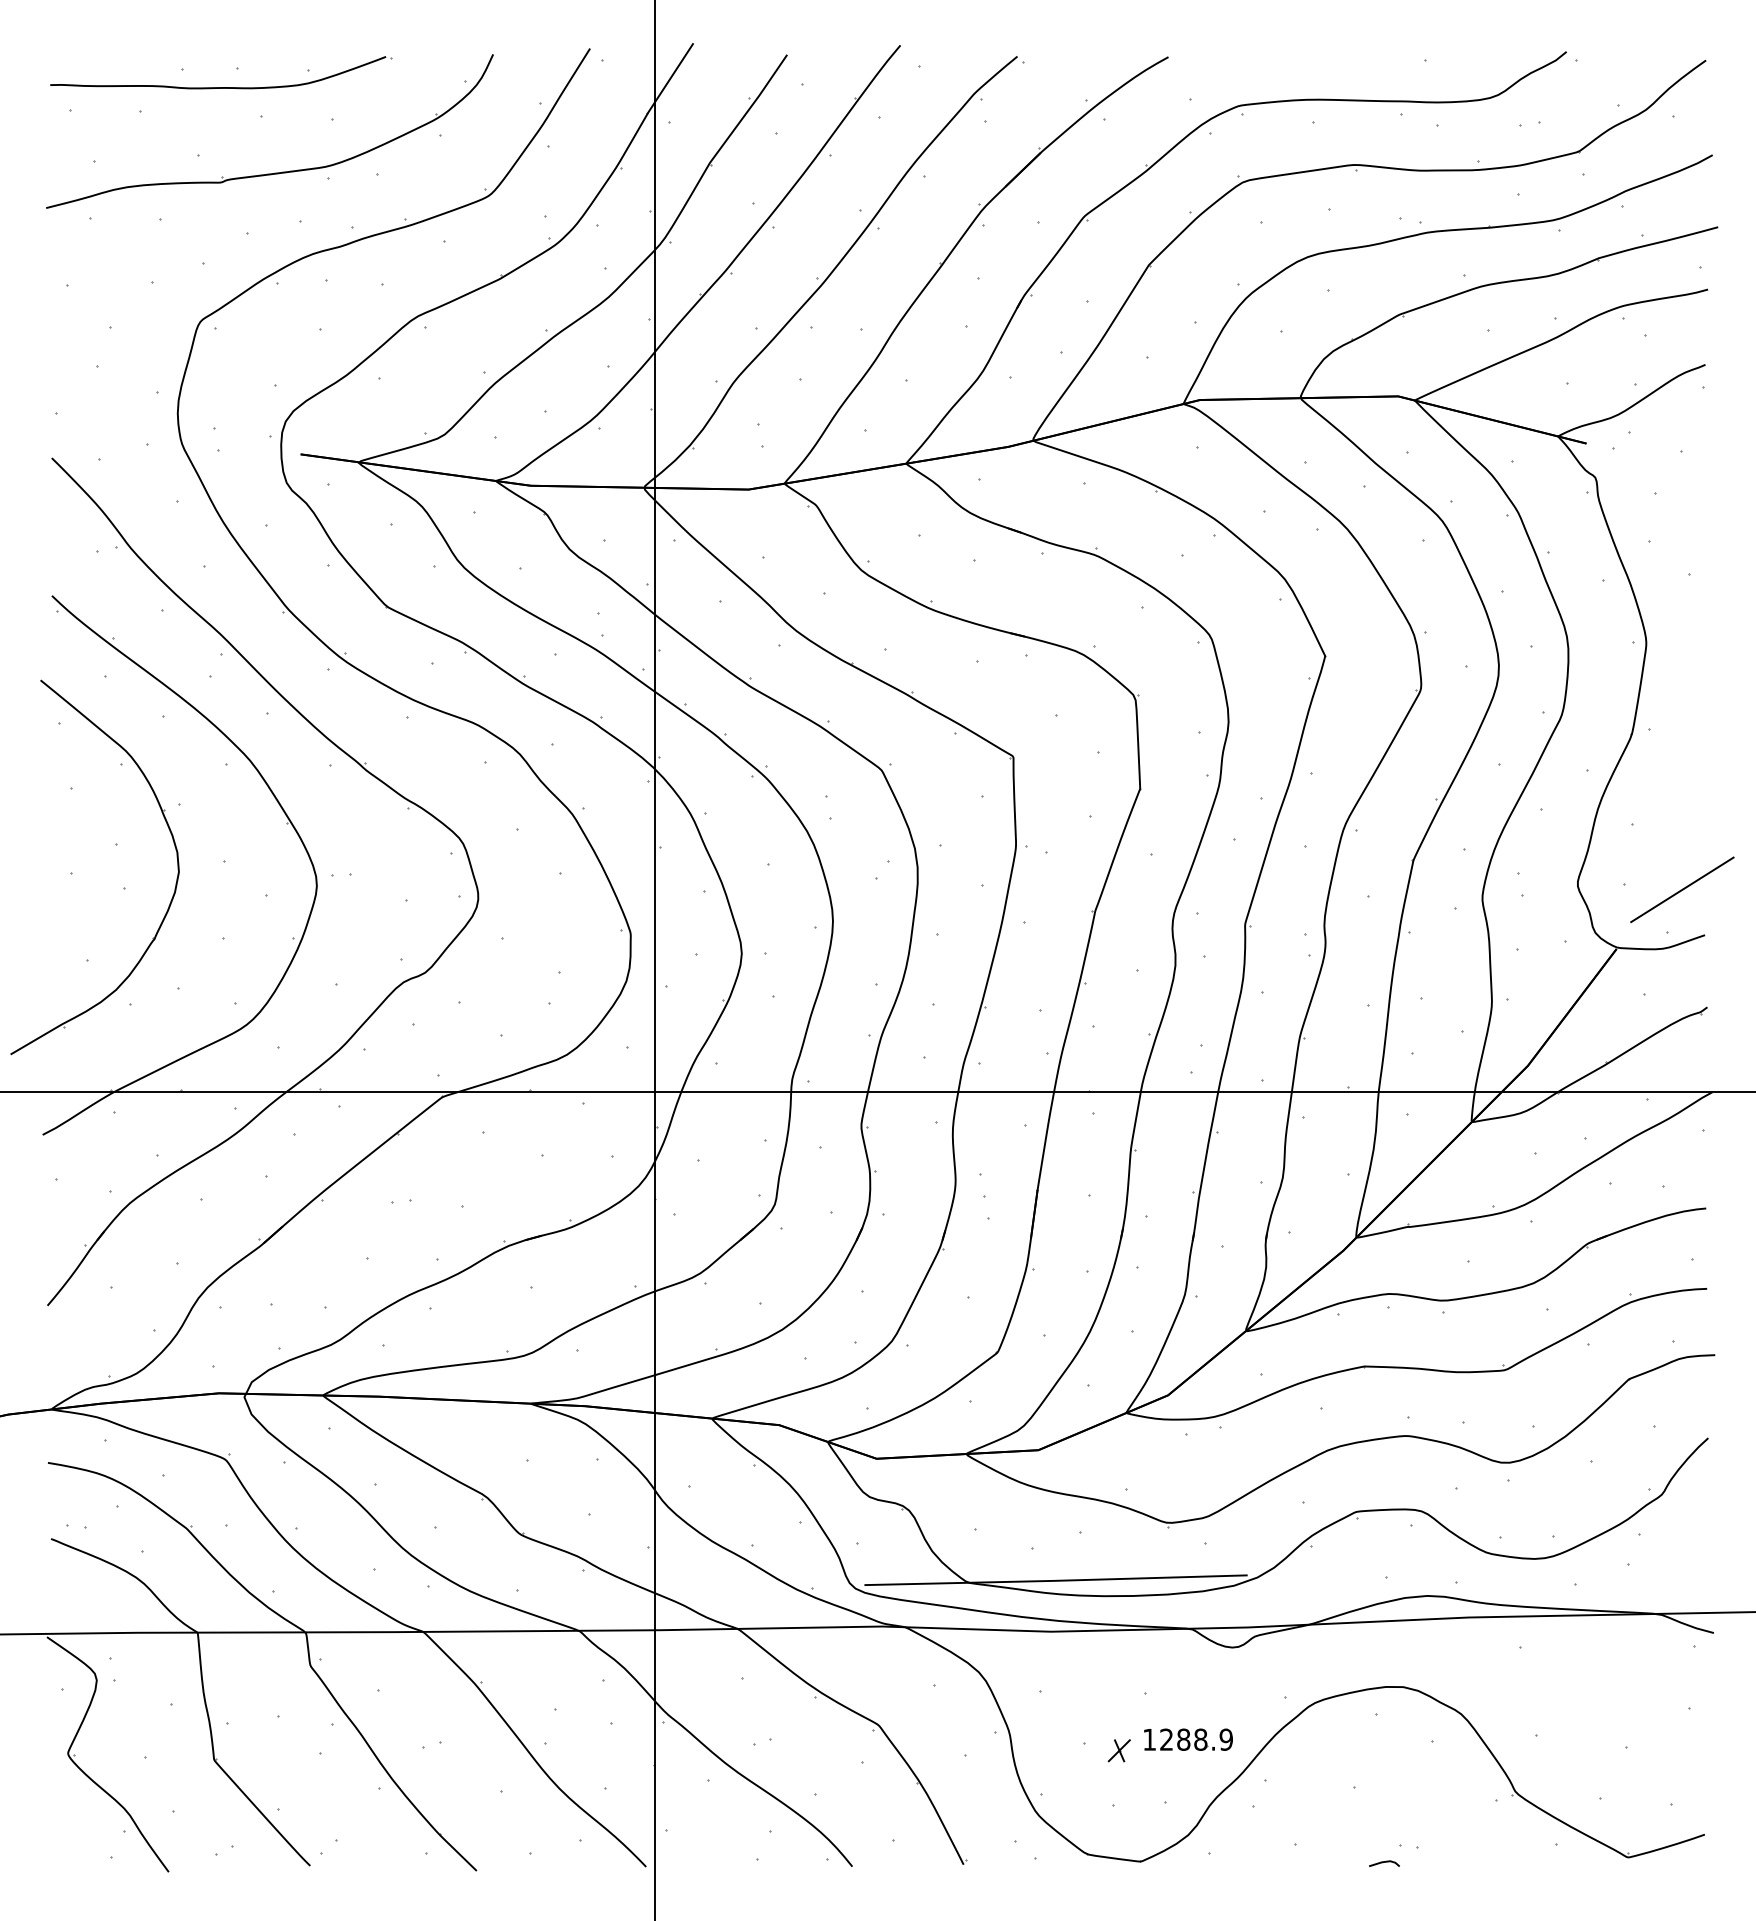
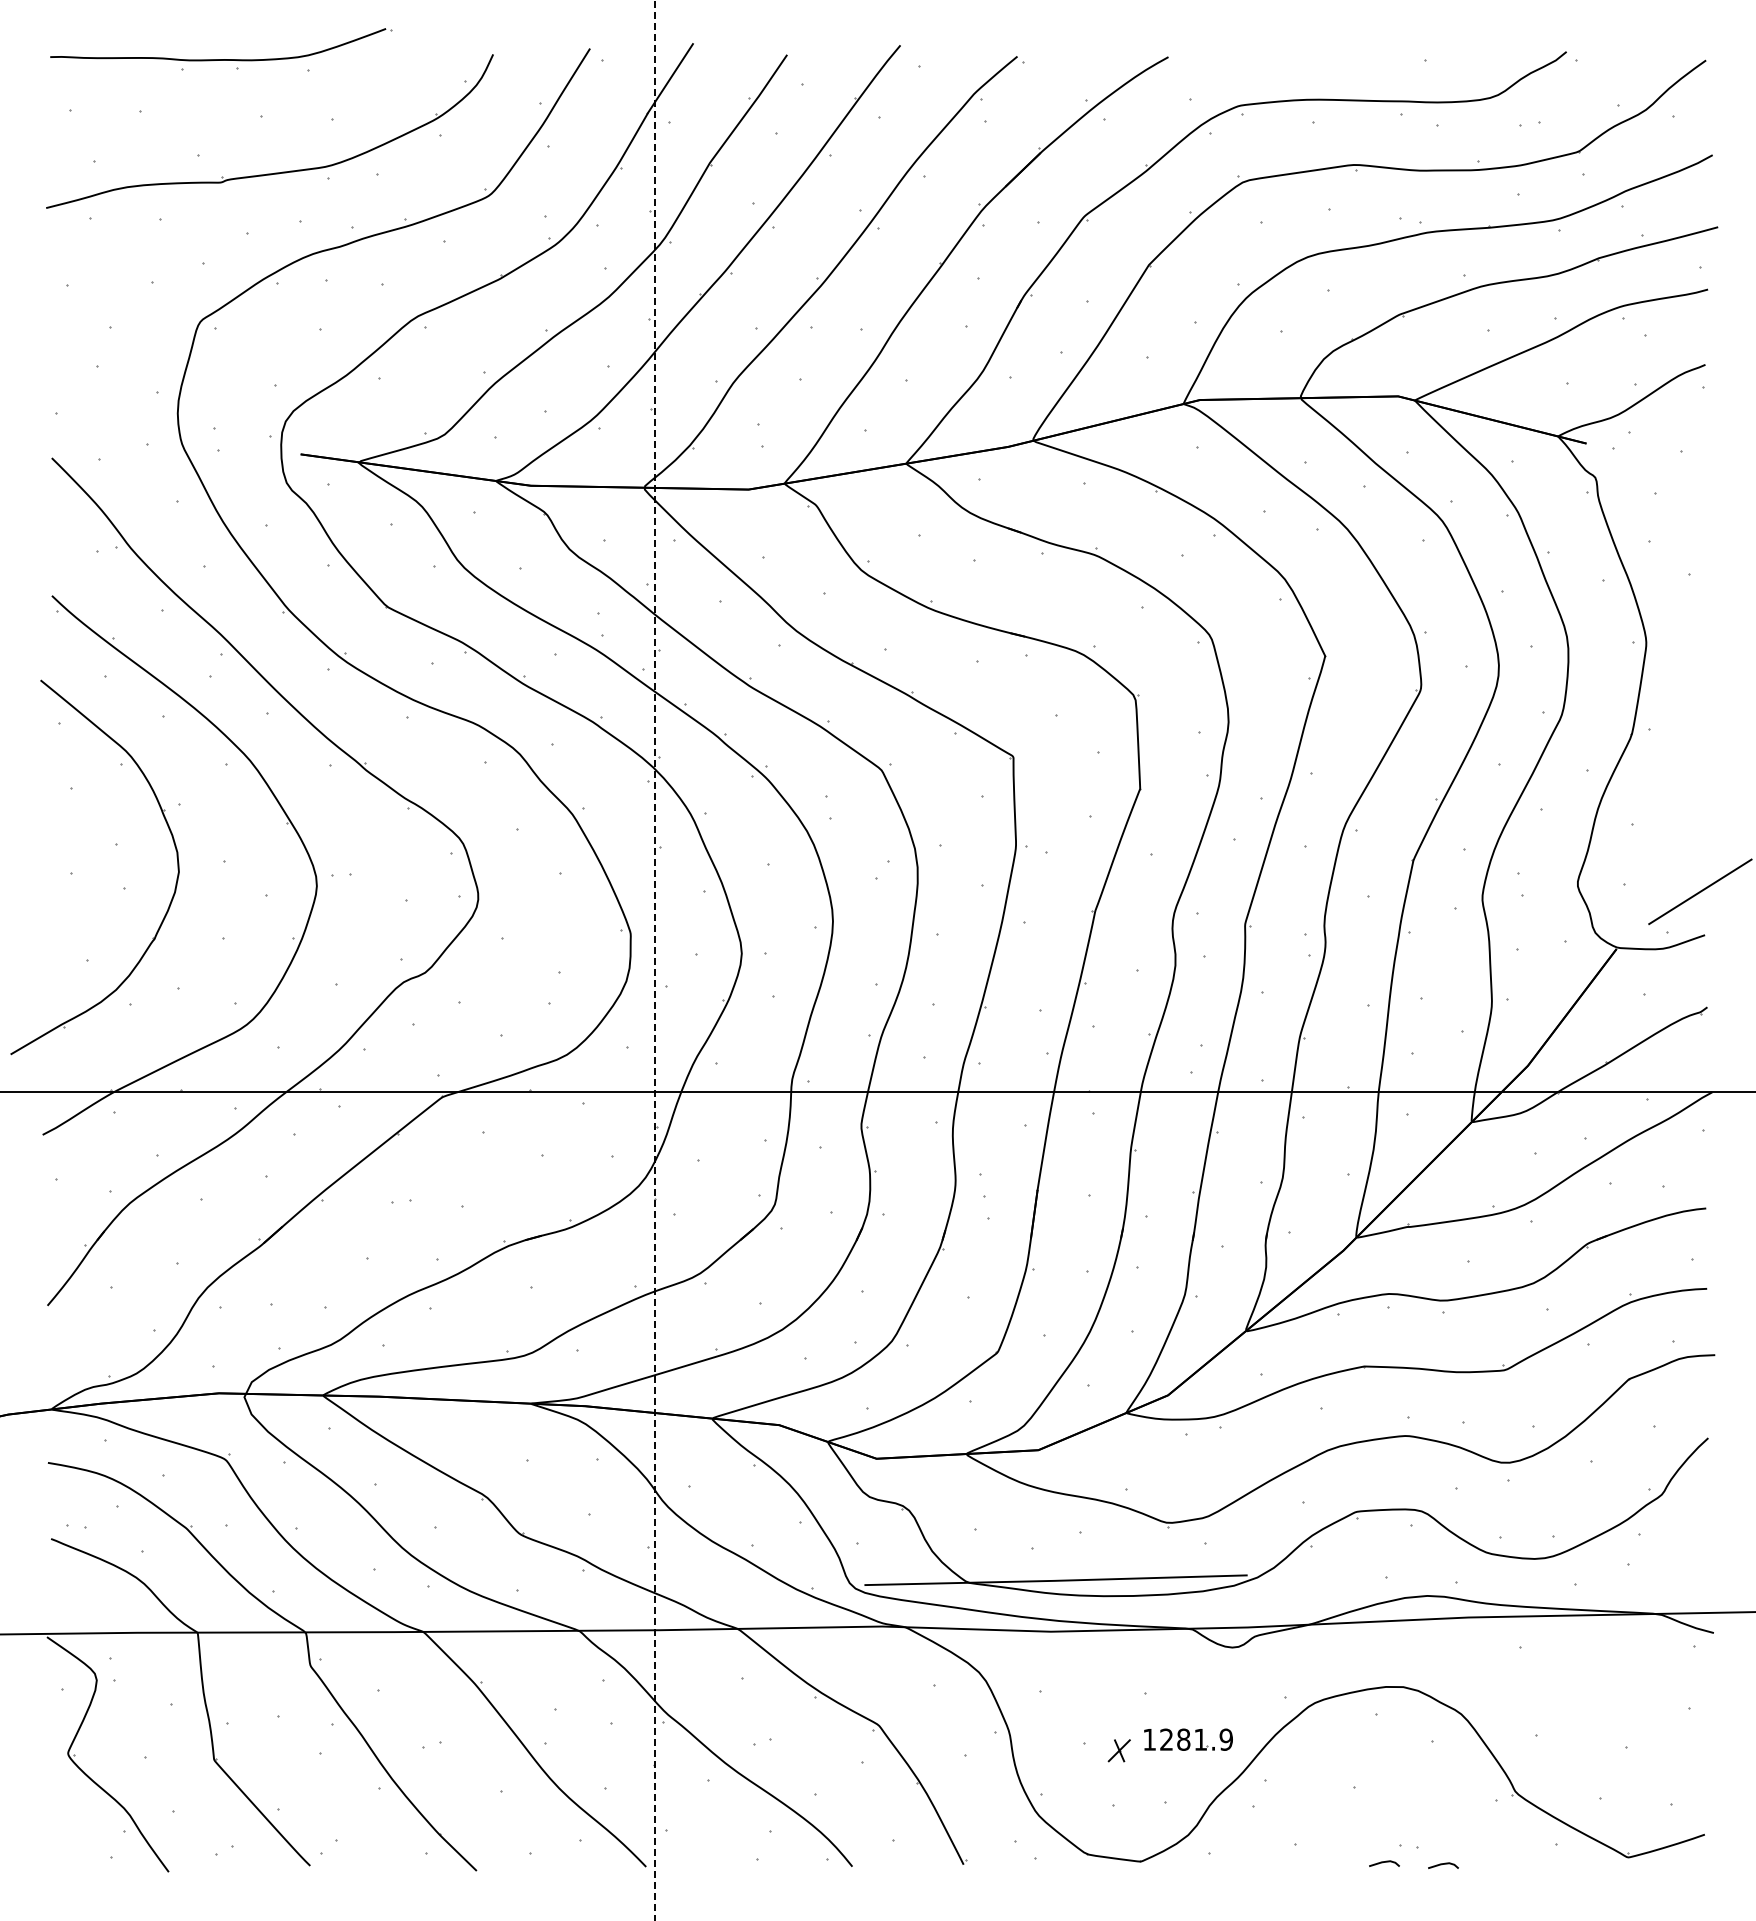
part position: (221, 87) -> (221, 59) (221, 59)
line position: (1682, 889) -> (1700, 891) (1700, 891)
line: solid -> dashed (655, 959)
text: 1288.9 -> 1281.9 (1200, 1739)
line: none -> present (1443, 1864)
